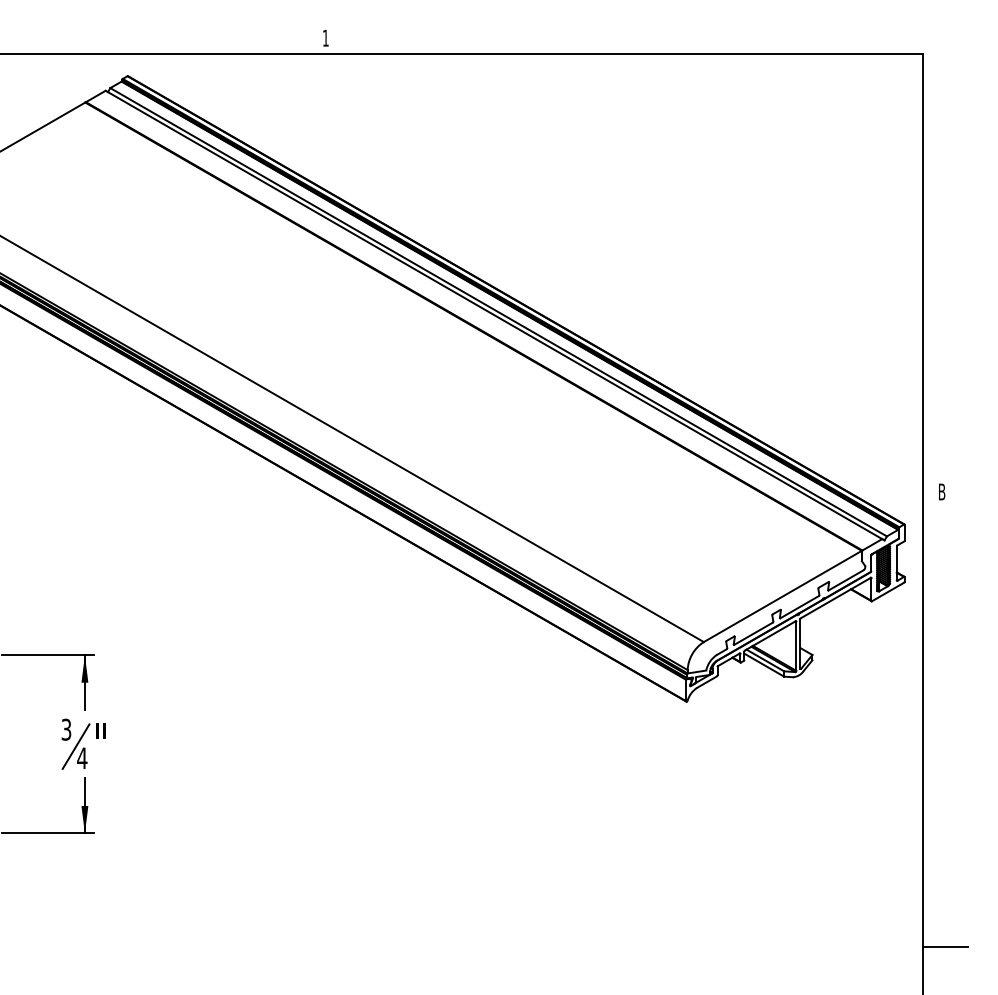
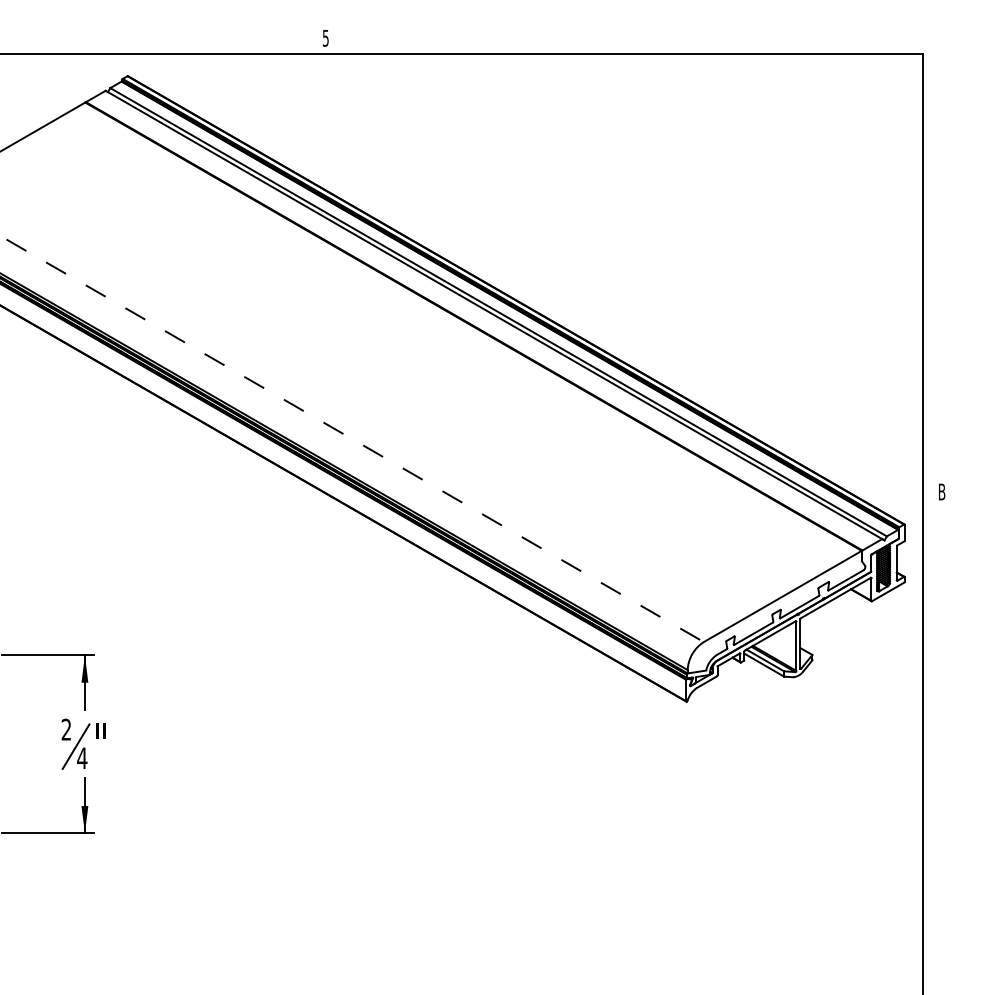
text: 1 -> 5 (325, 38)
line: solid -> dashed (352, 439)
text: 3 -> 2 (66, 729)
line: present -> none (945, 946)
